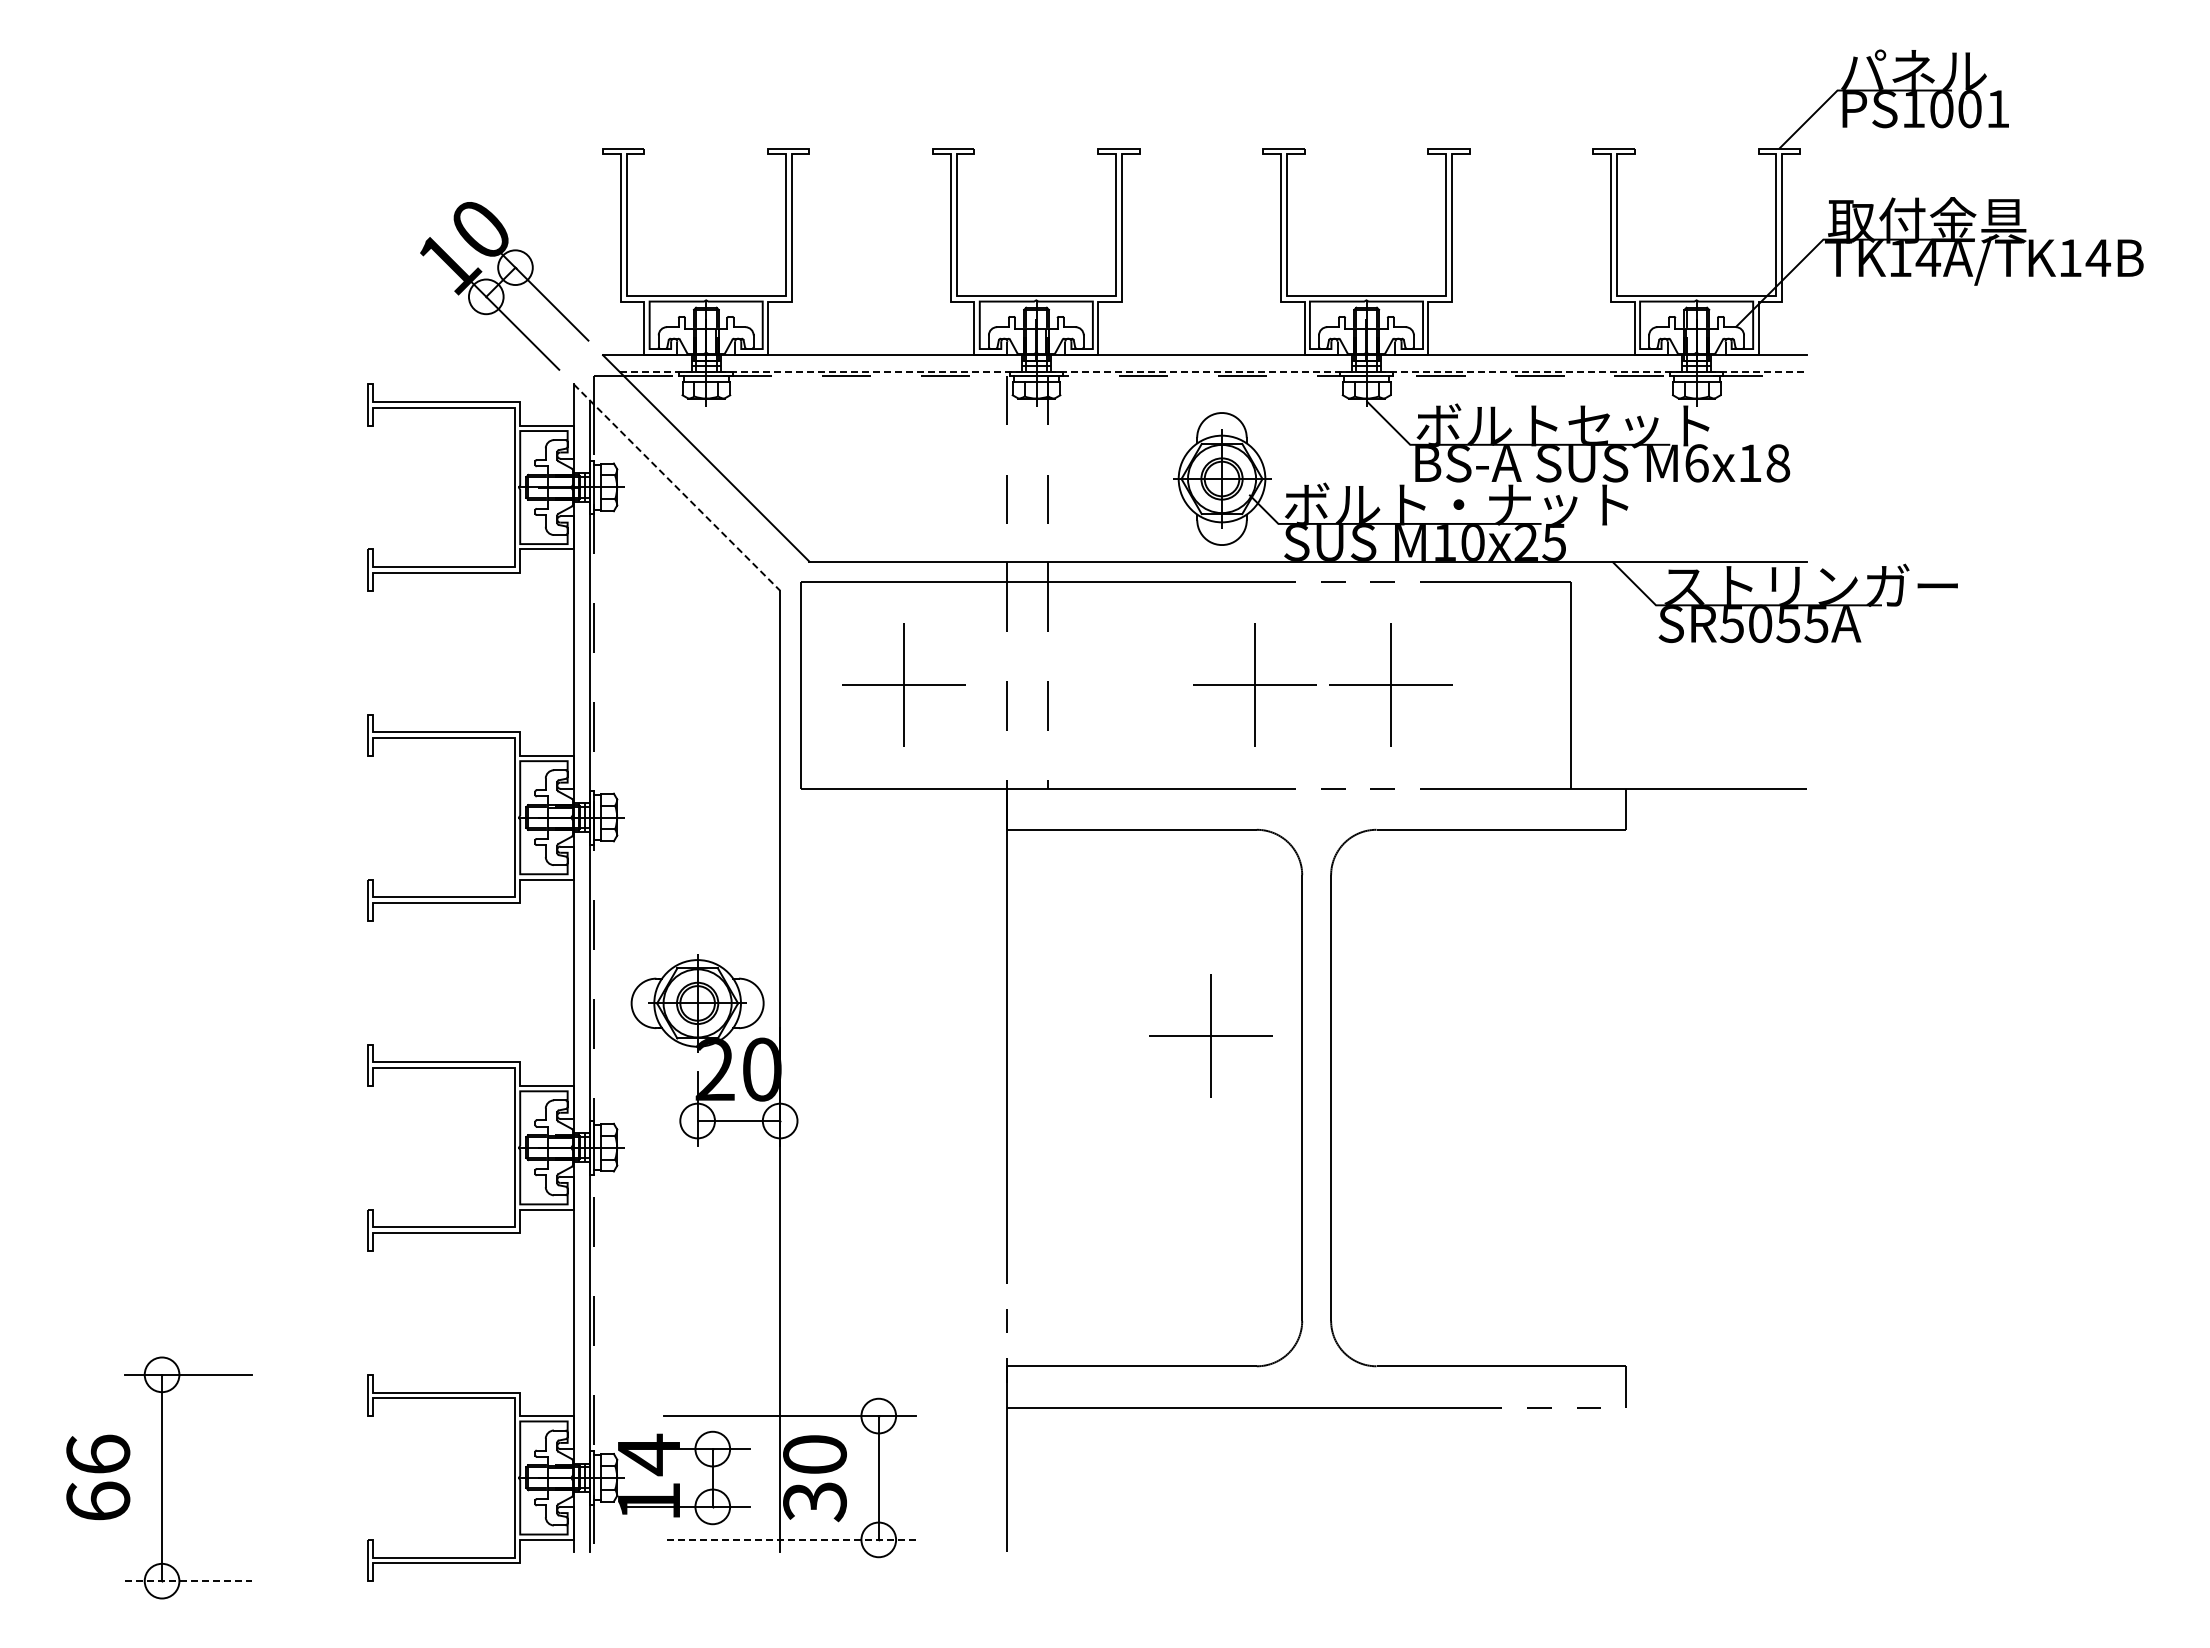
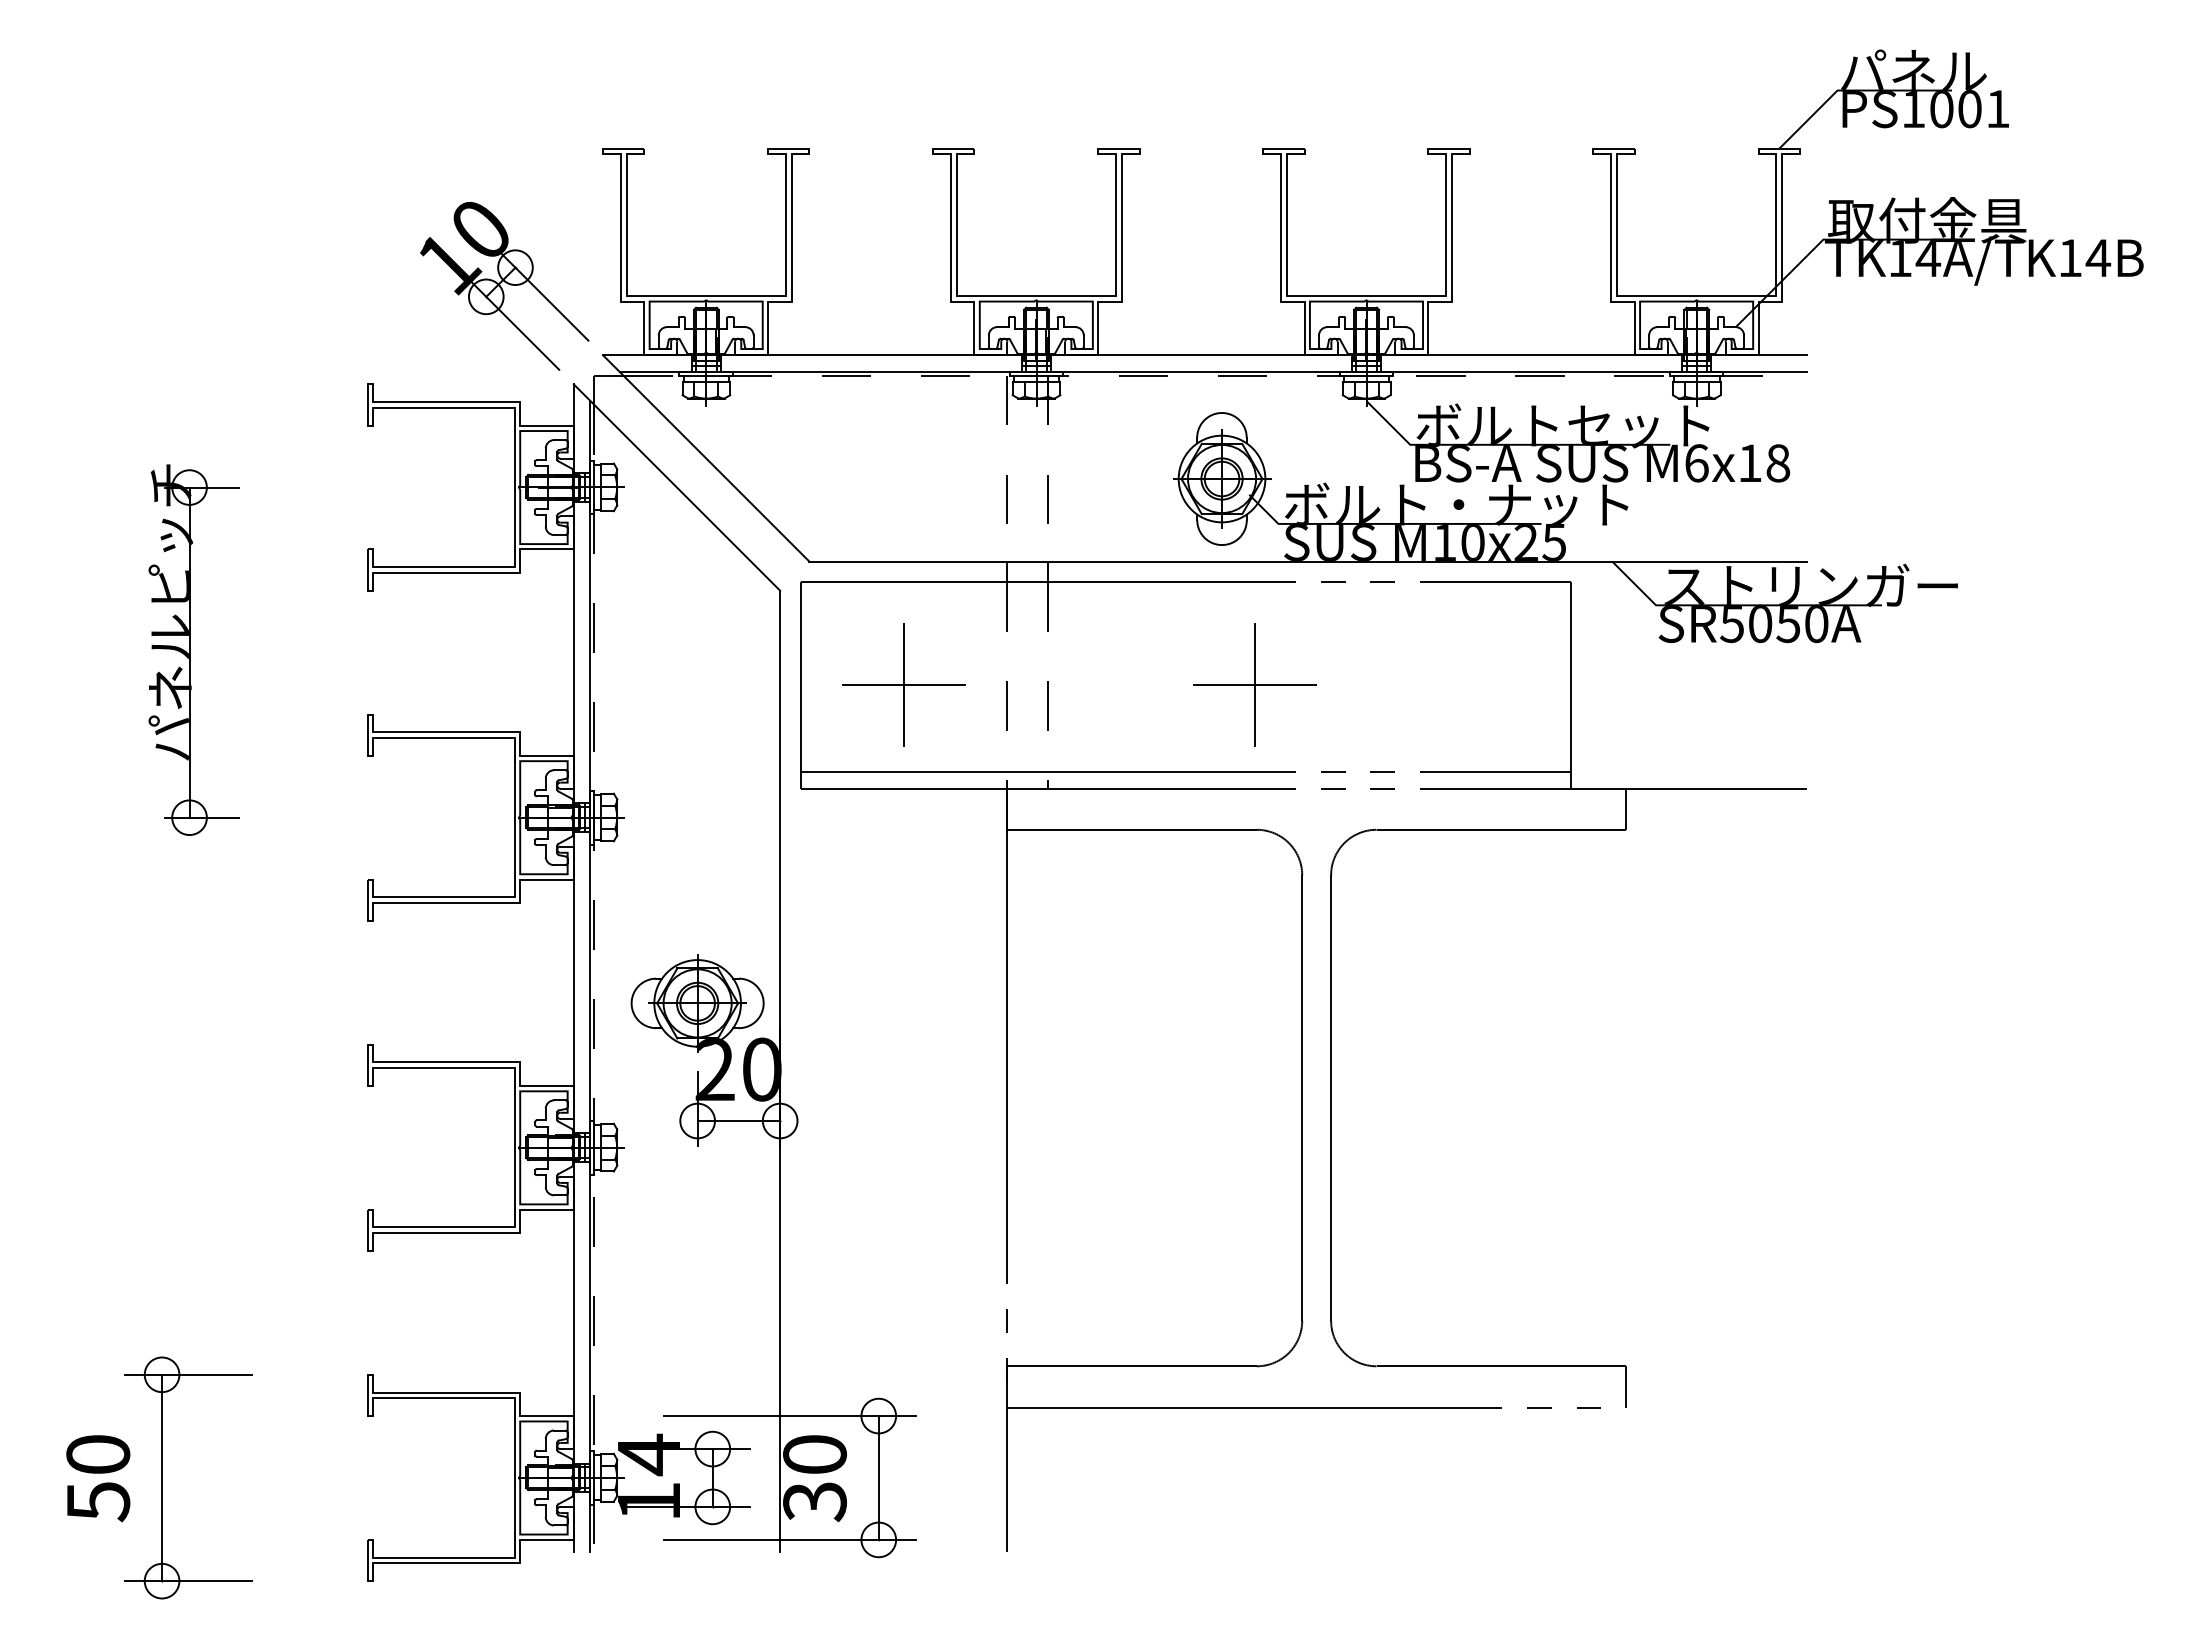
line: dashed -> solid (1213, 371)
line: dashed -> solid (677, 487)
text: SR5055A -> SR5050A (1816, 623)
part: none -> present (193, 649)
part: present -> none (1390, 684)
line: none -> present (1185, 772)
part: present -> none (1210, 1035)
text: 66 -> 50 (98, 1478)
line: dashed -> solid (789, 1539)
line: dashed -> solid (188, 1581)
